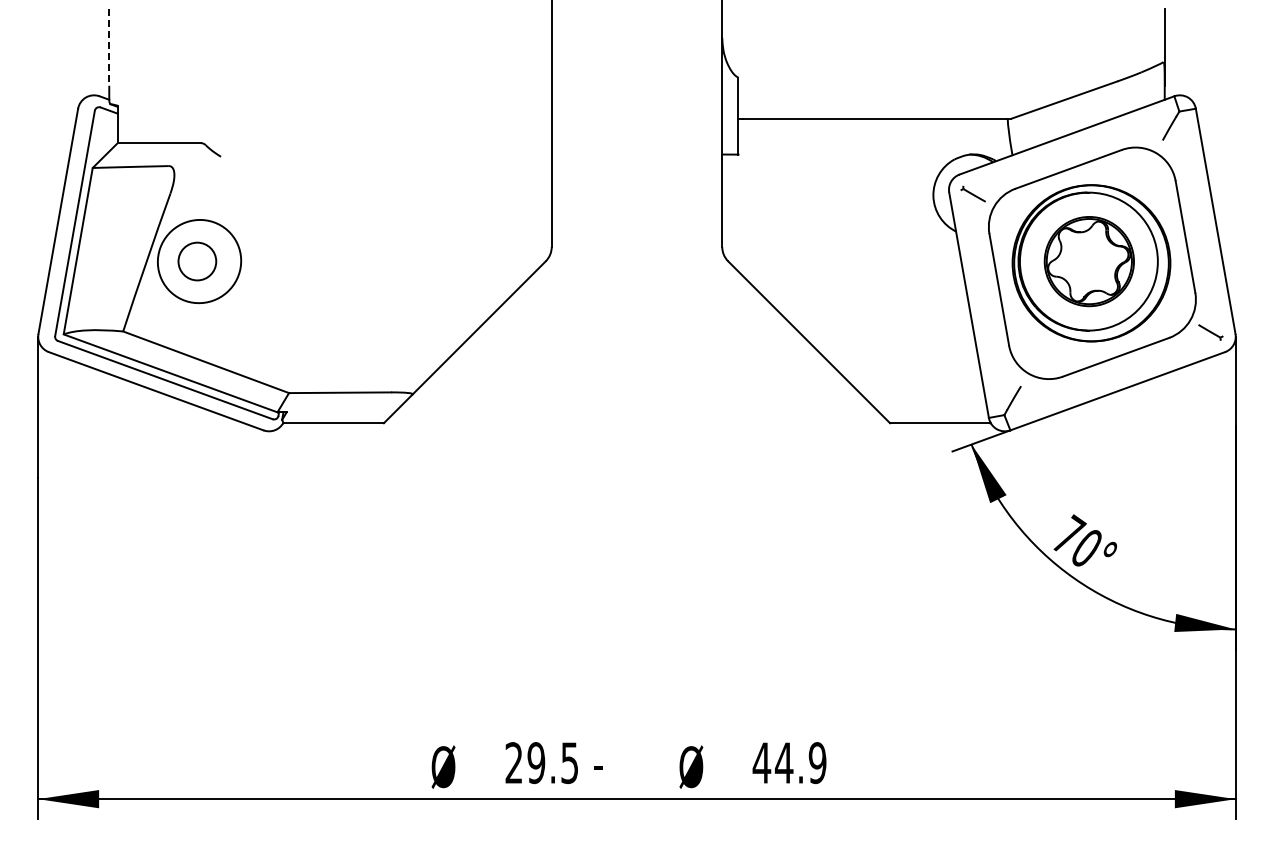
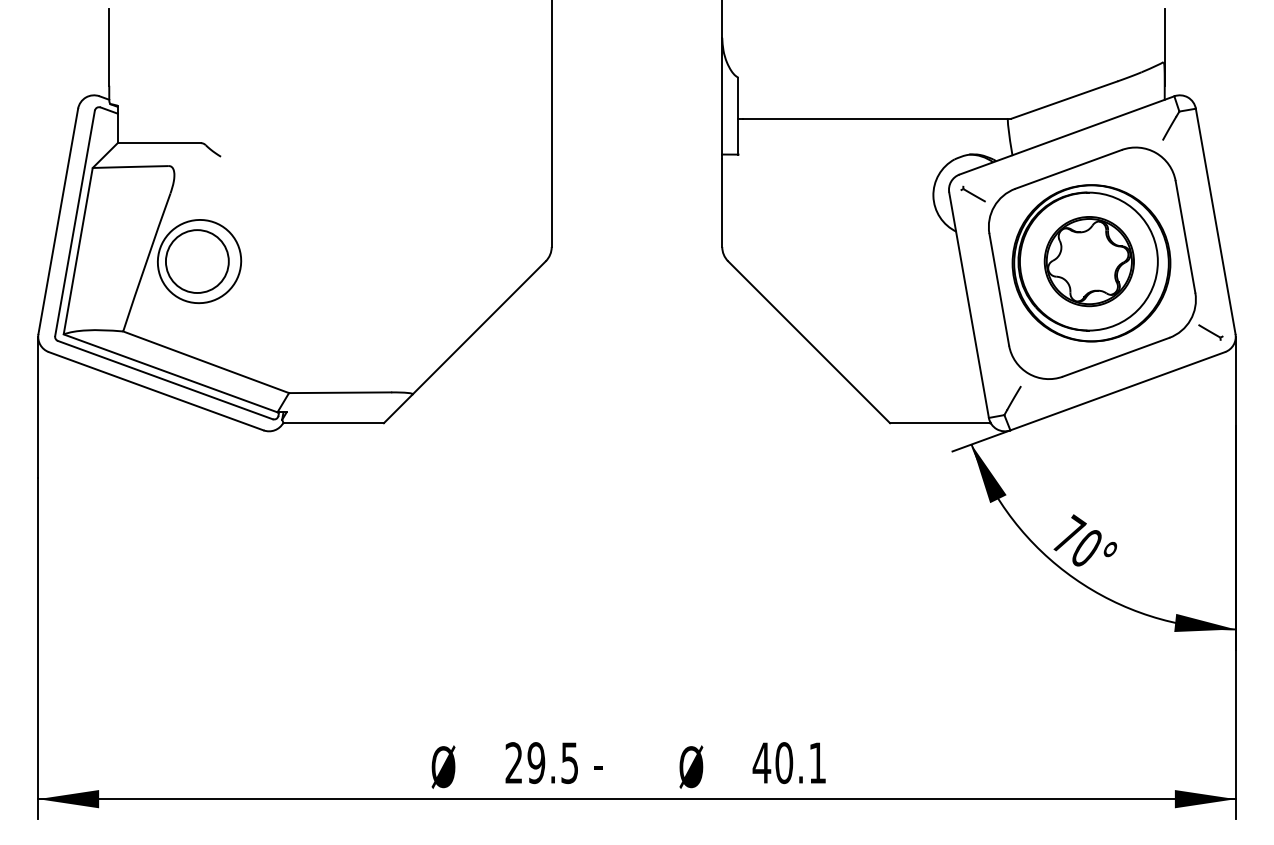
line: dashed -> solid (109, 47)
circle diameter: 38 px -> 63 px (196, 261)
text: 44.9 -> 40.1 (800, 763)
